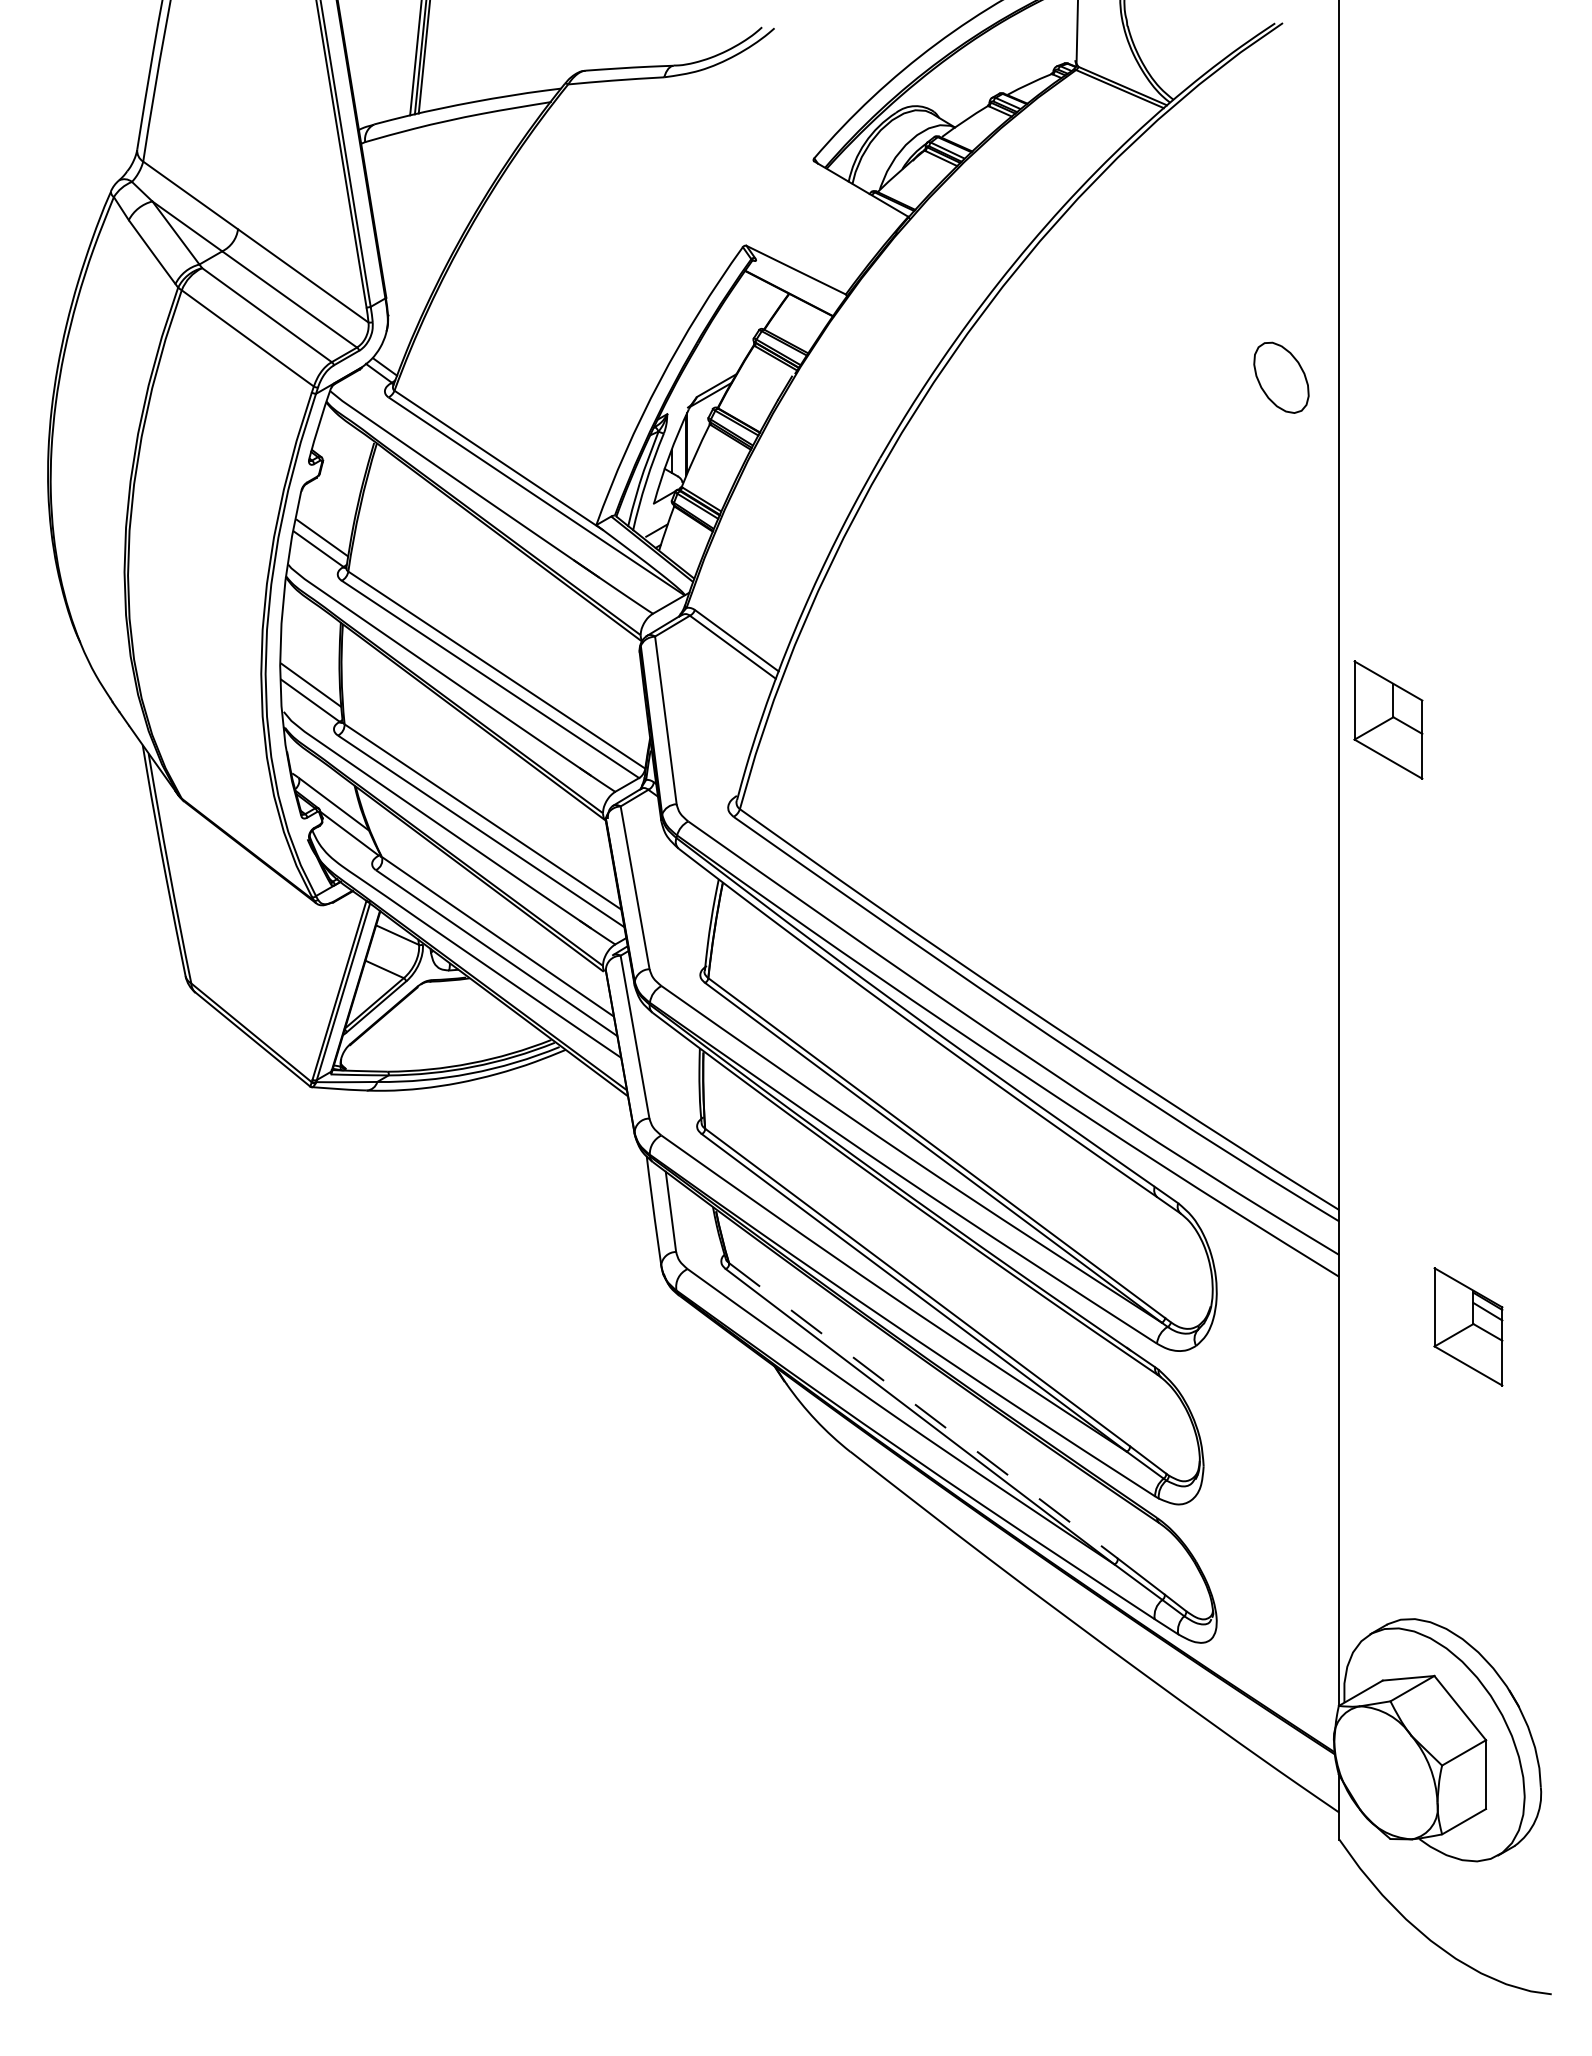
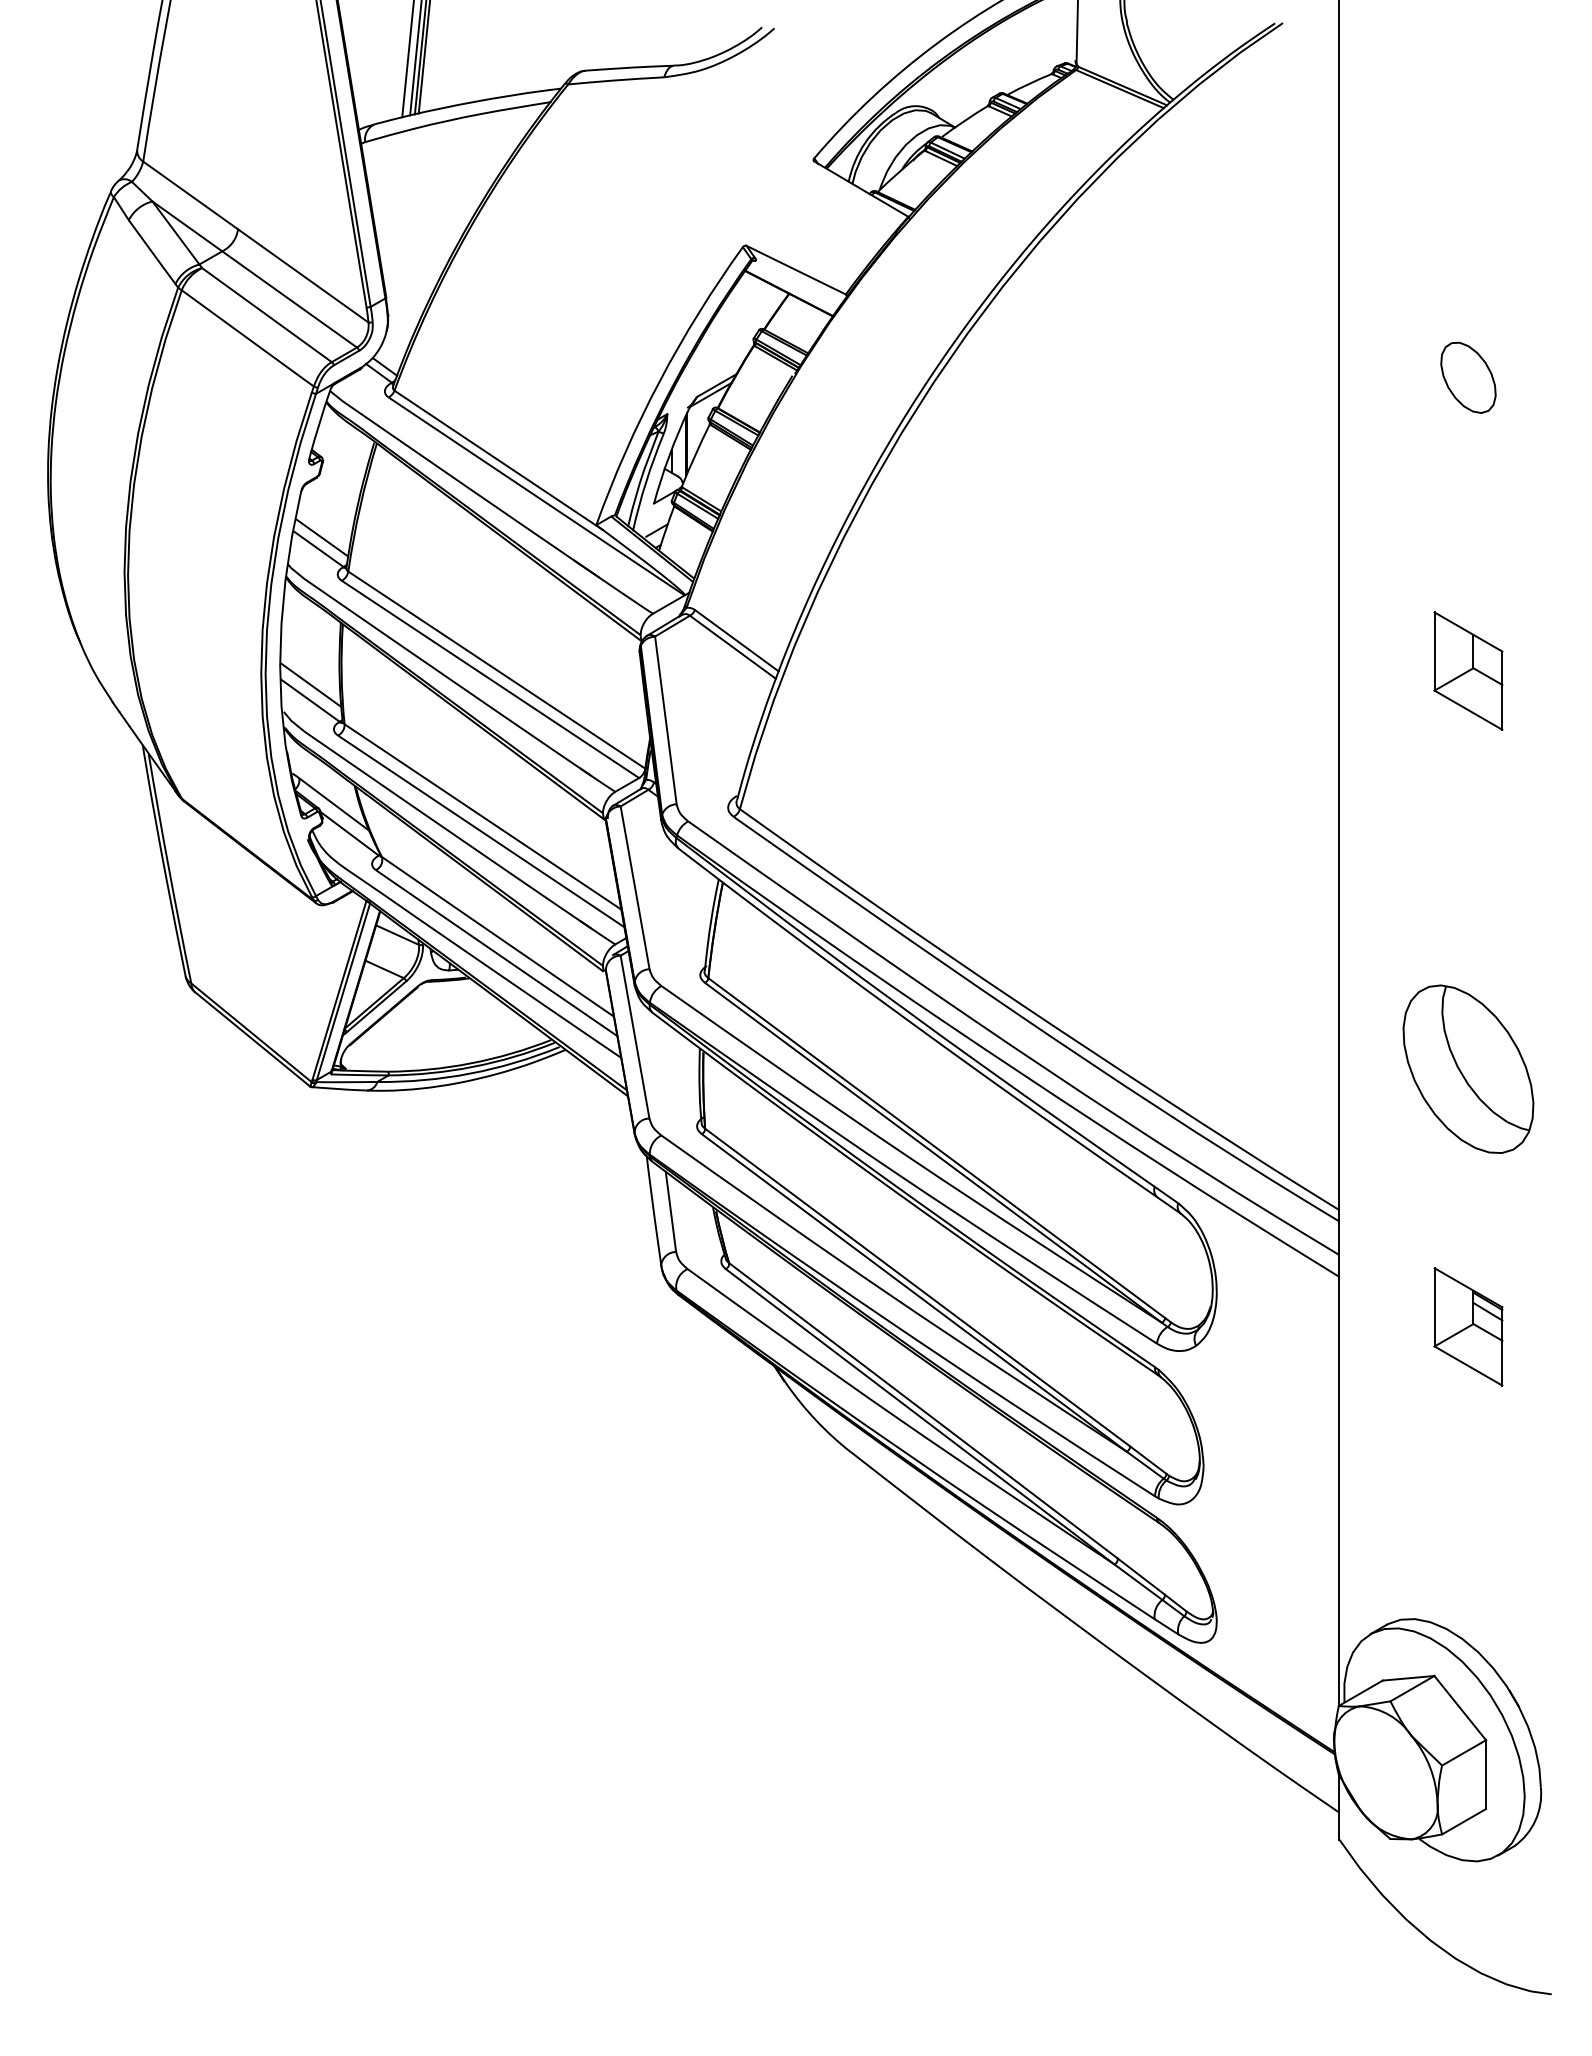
line: none -> present (407, 59)
part position: (1281, 377) -> (1468, 377) (1468, 377)
part position: (1388, 719) -> (1468, 670) (1468, 670)
part: none -> present (1468, 1068)
line: dashed -> solid (923, 1411)
